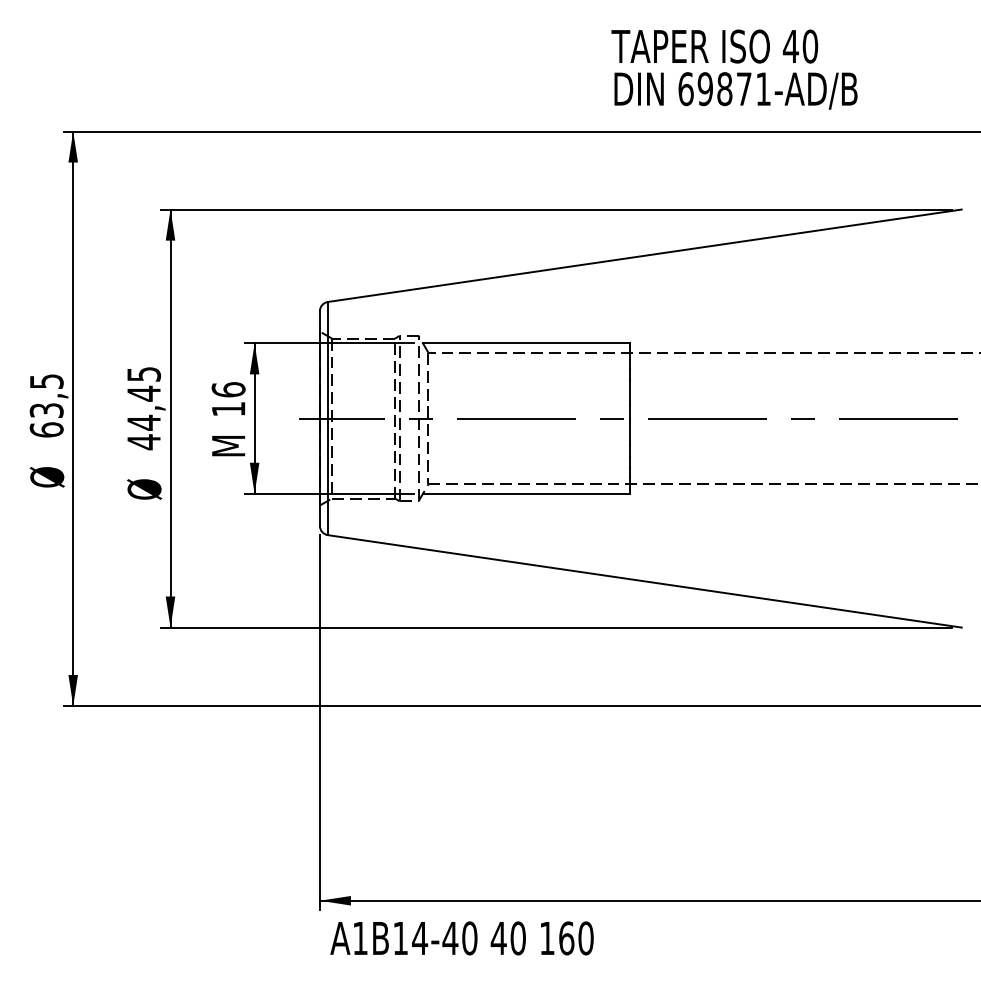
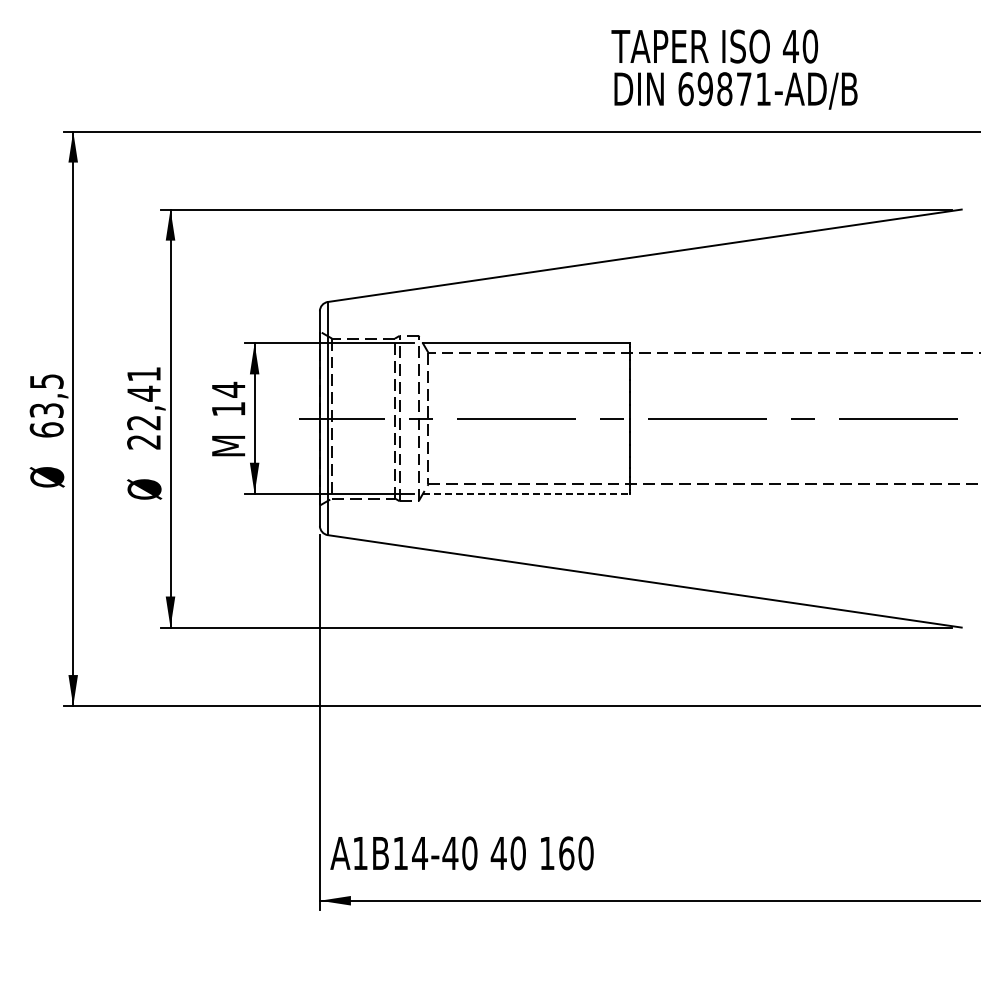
text: 16 -> 14 (228, 389)
text: 44,45 -> 22,41 (144, 408)
line: solid -> dashed (526, 493)
text position: (461, 938) -> (461, 853) (461, 853)
